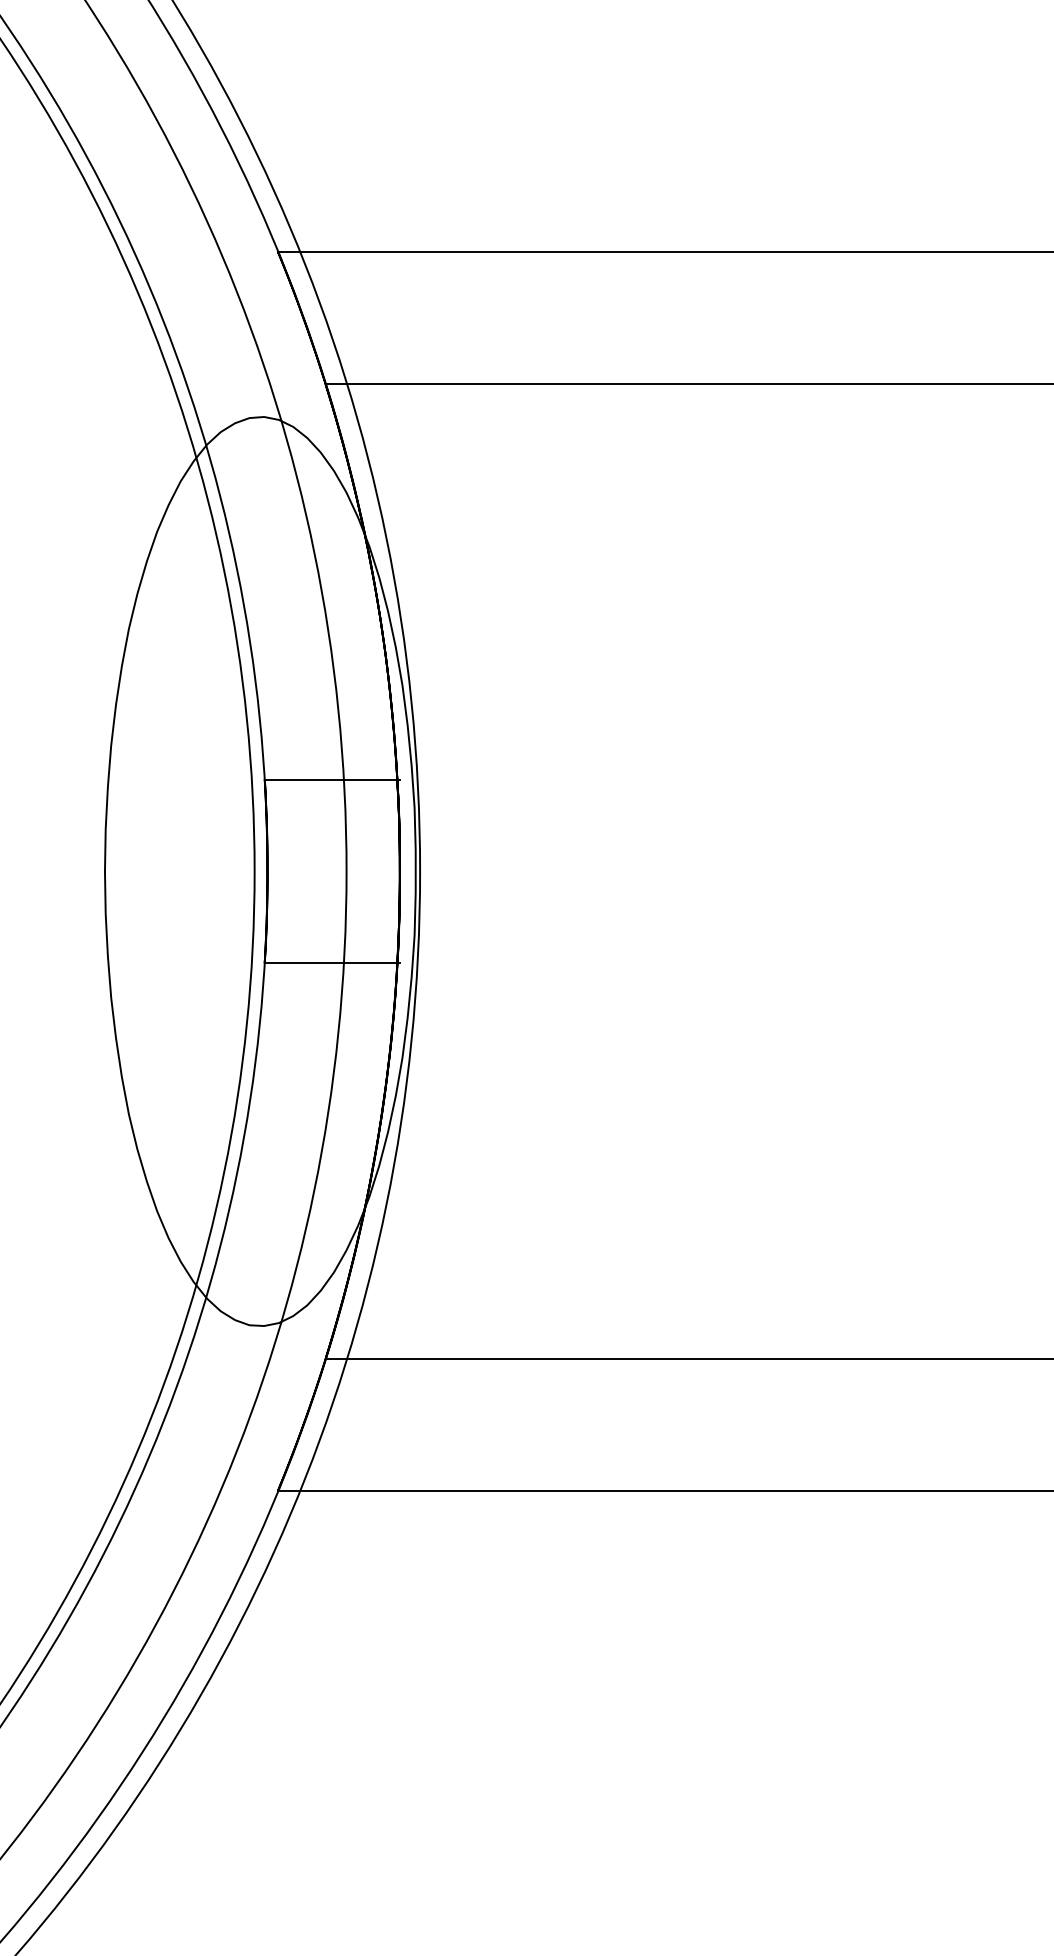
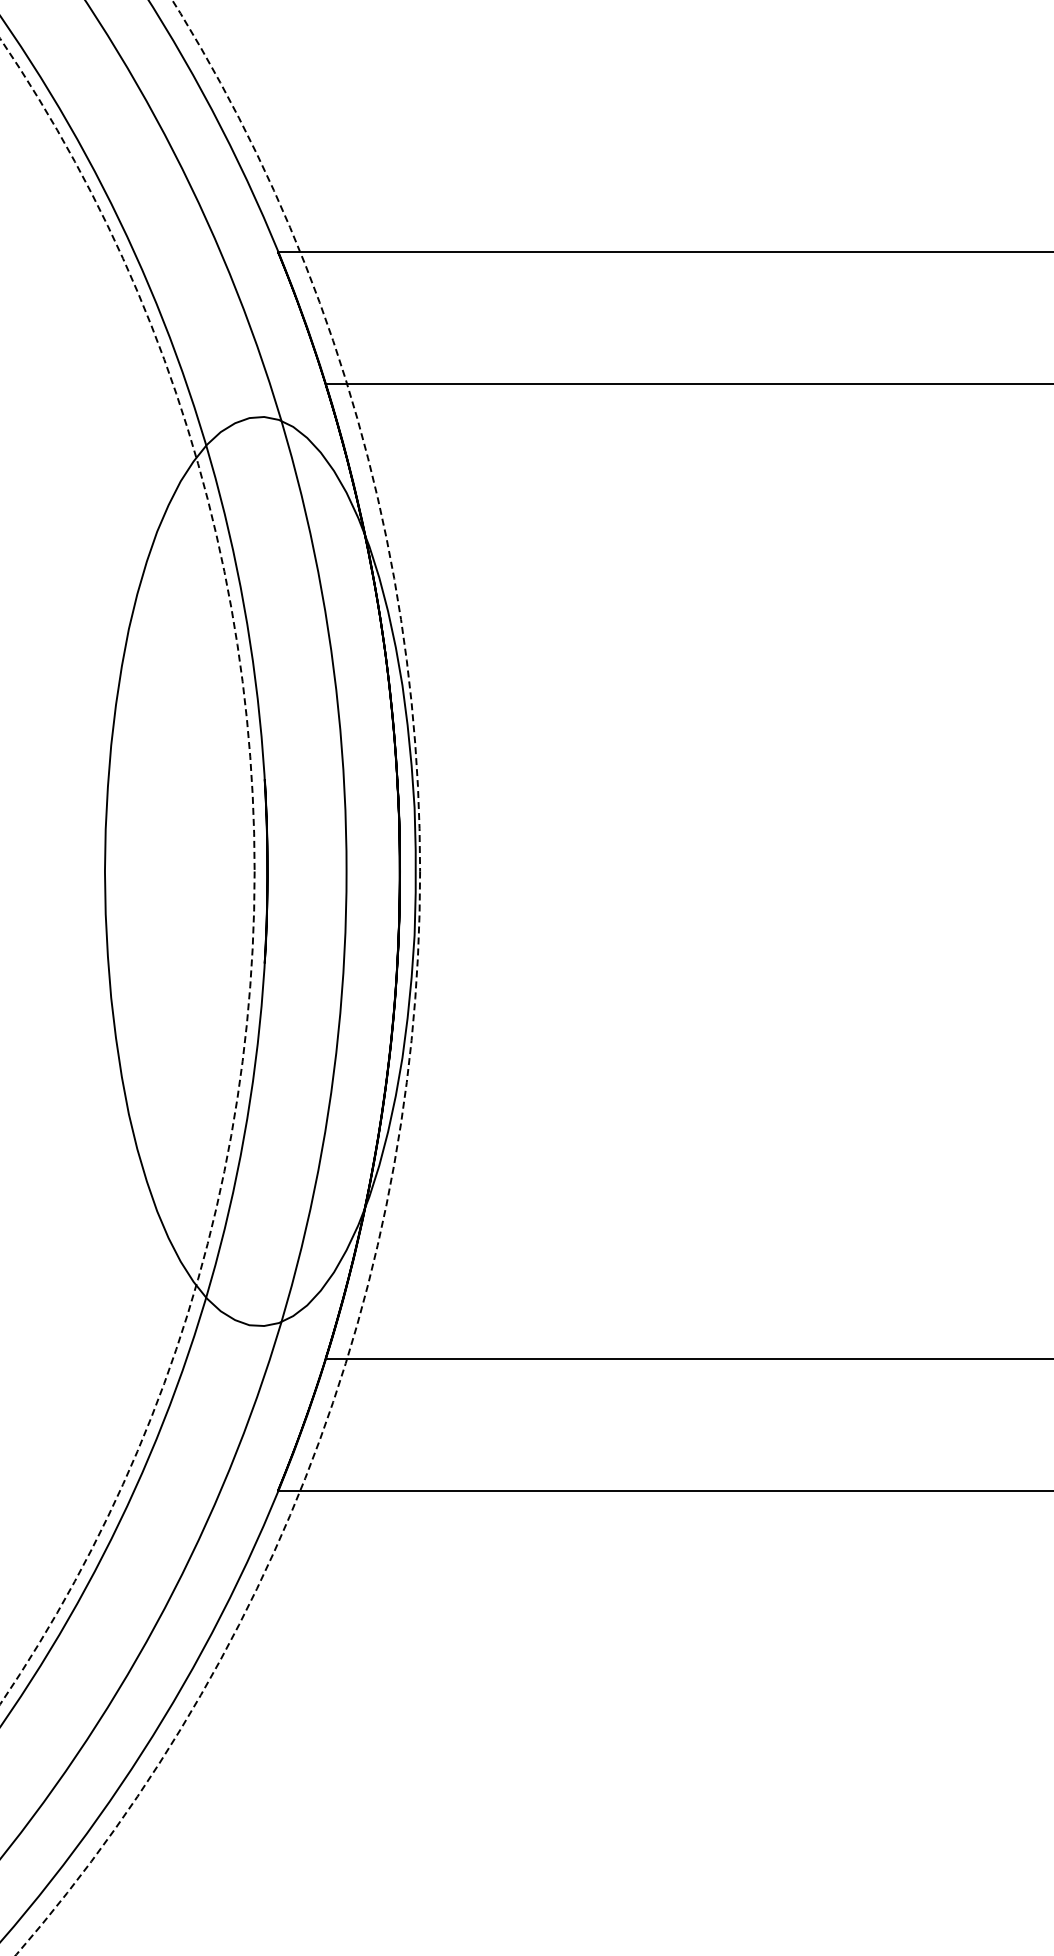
line: present -> none (331, 779)
circle: solid -> dashed (127, 871)
line: present -> none (331, 963)
circle: solid -> dashed (217, 977)
